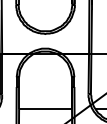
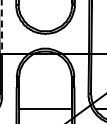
line: solid -> dashed (1, 26)
